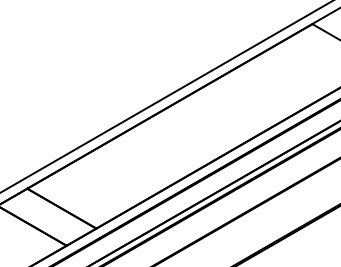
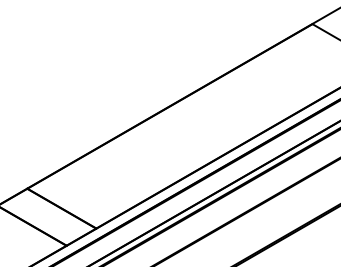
line: present -> none (166, 96)
